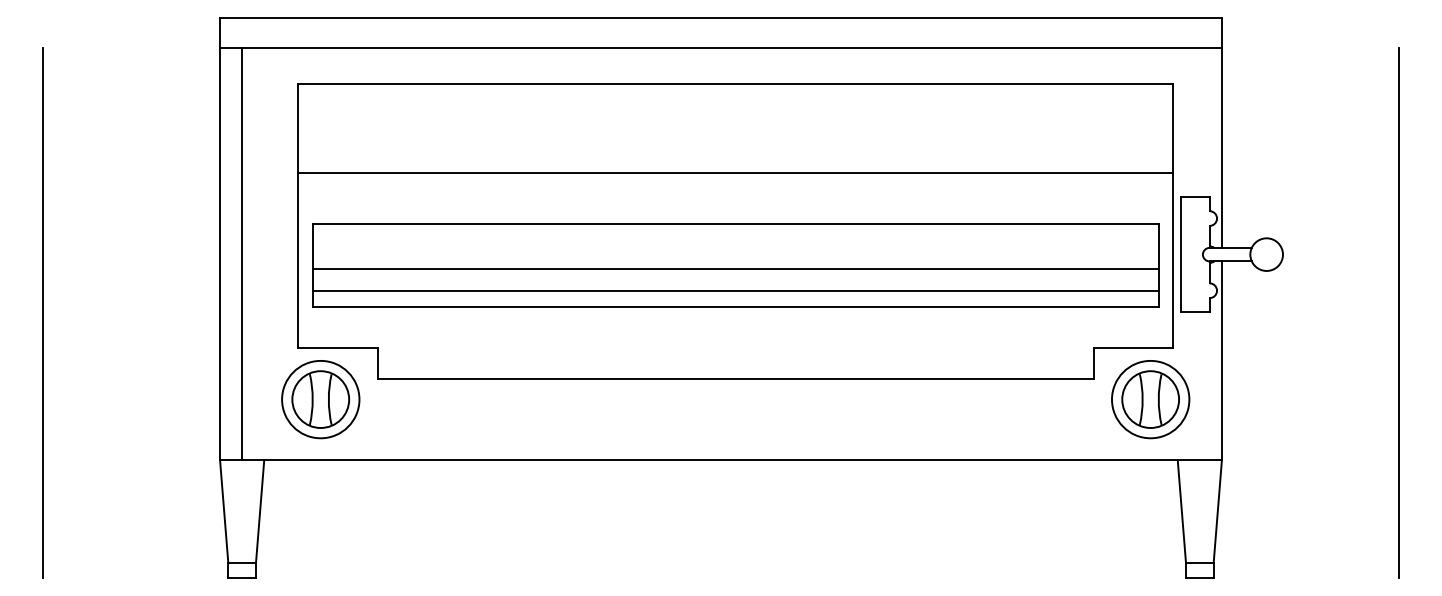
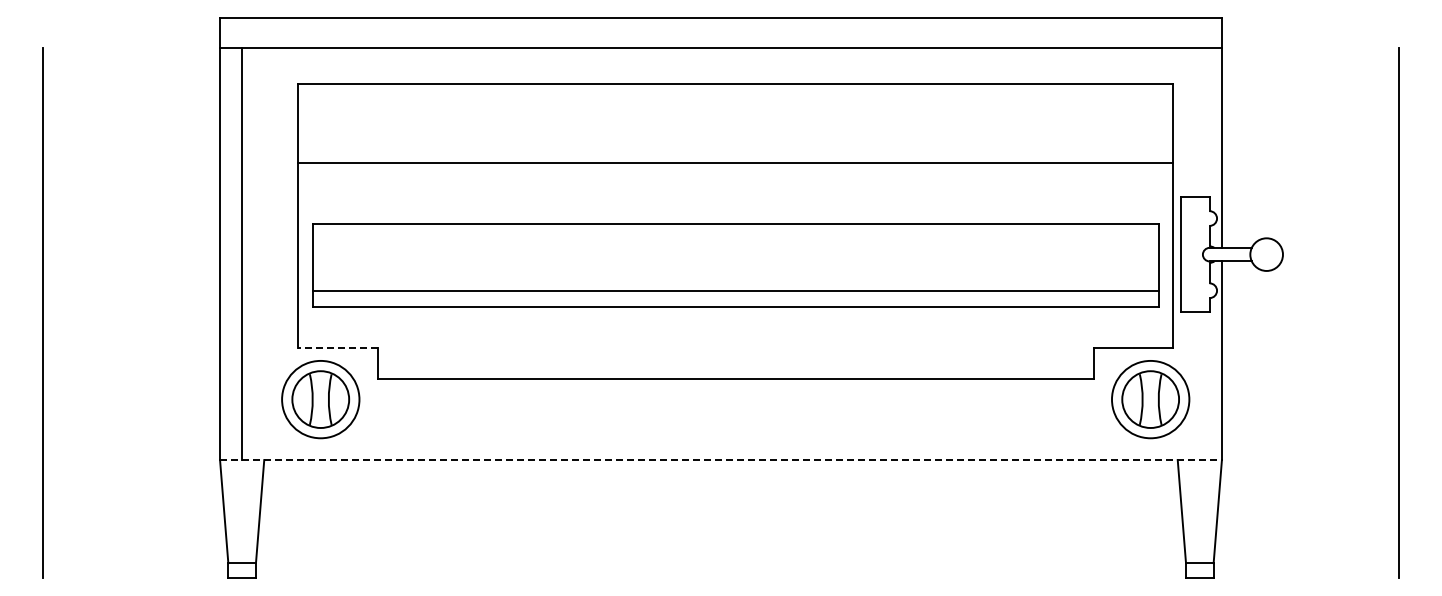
line position: (735, 172) -> (735, 162) (735, 162)
line: present -> none (735, 268)
line: solid -> dashed (337, 347)
line: solid -> dashed (721, 460)
